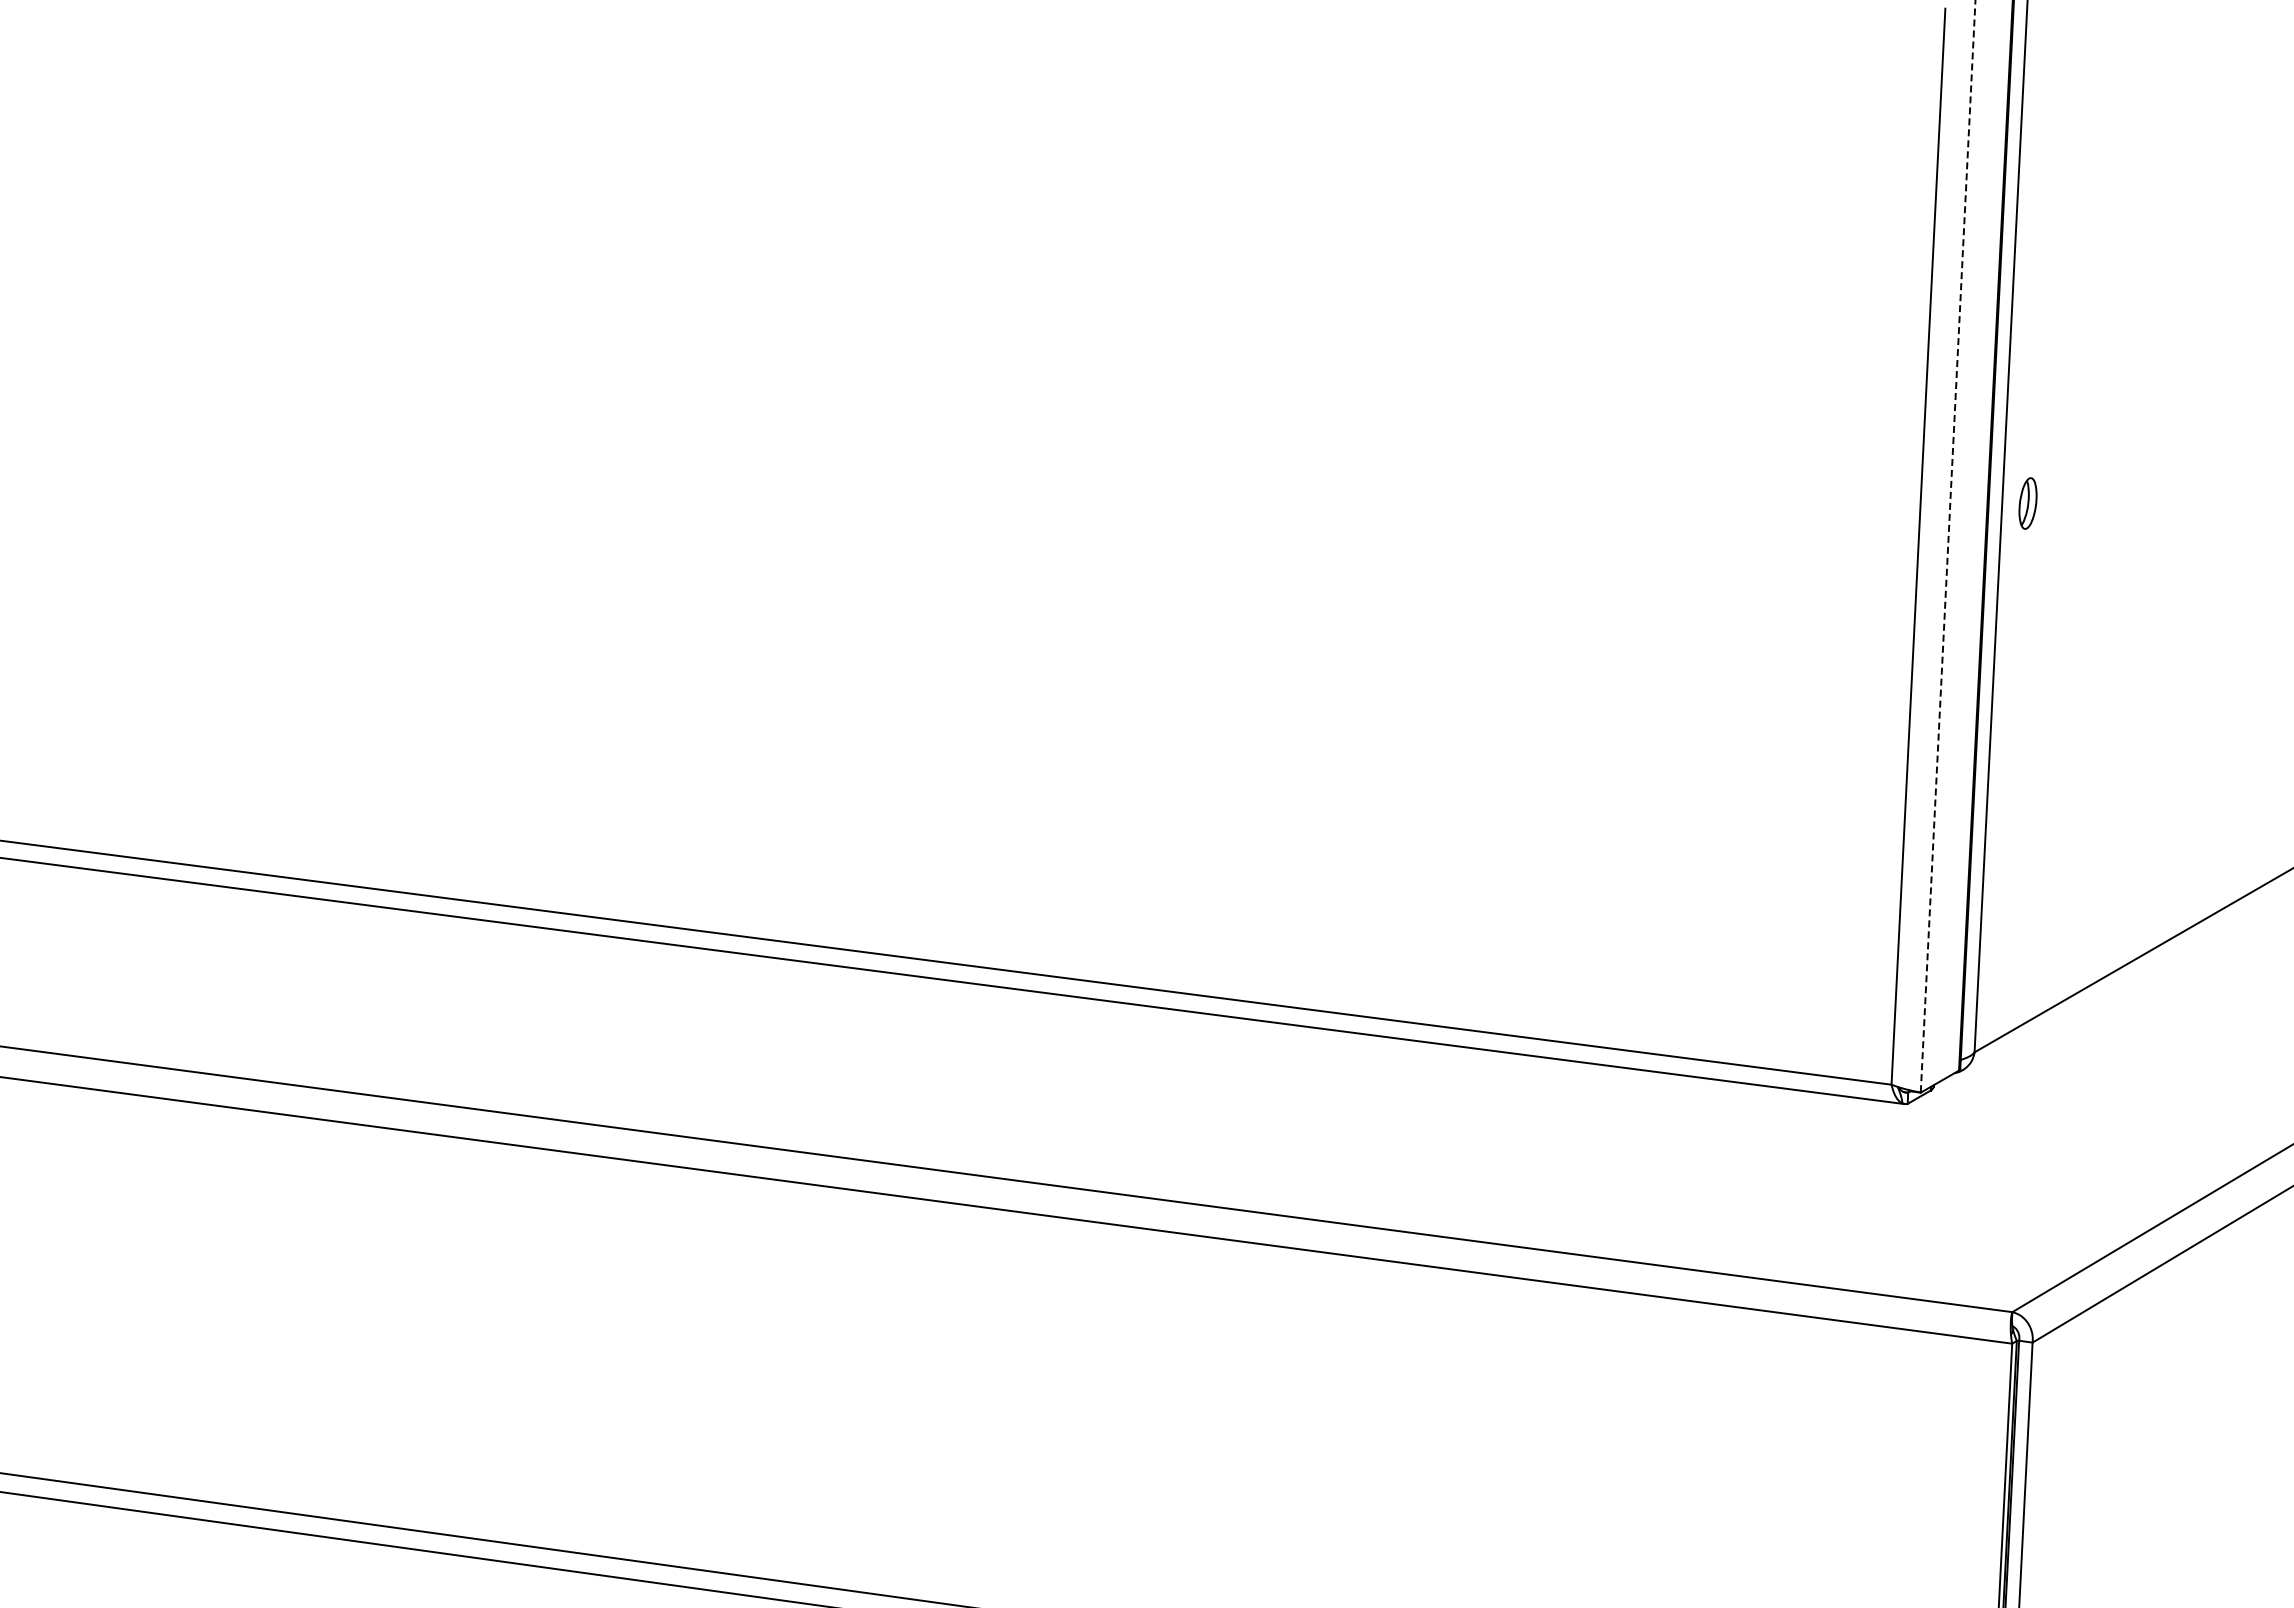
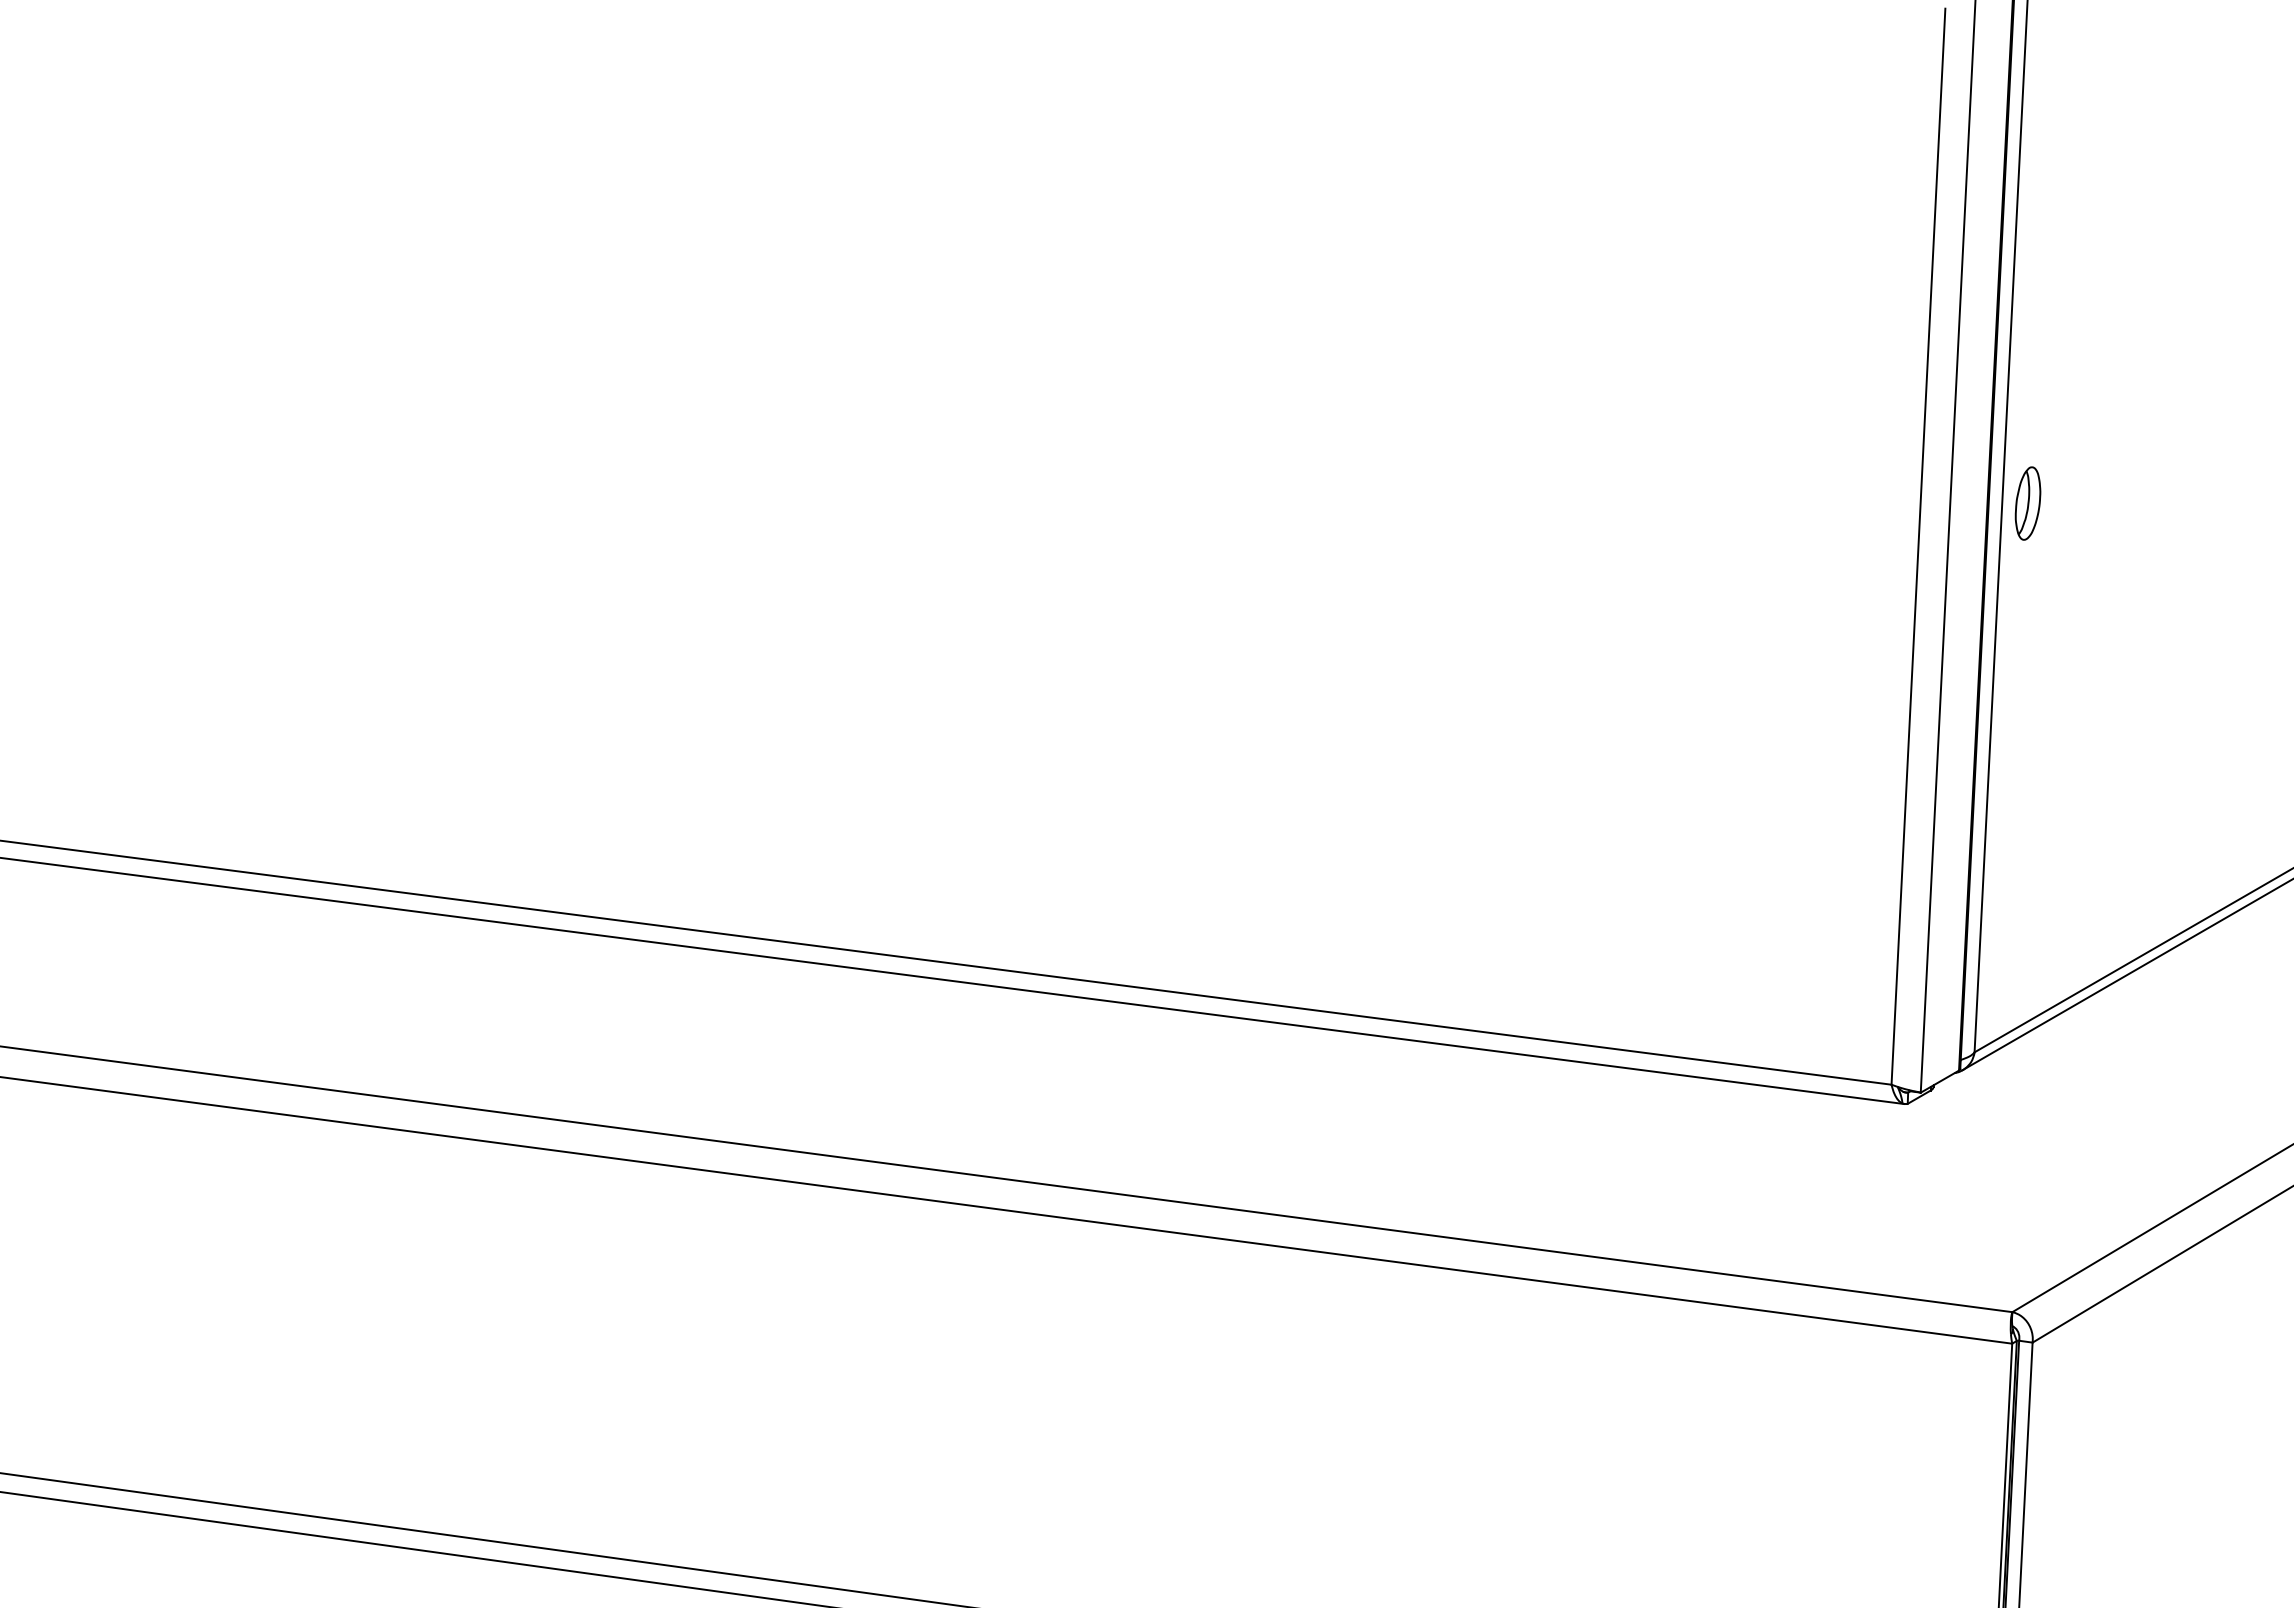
part size: 20x53 px -> 28x75 px (2027, 503)
line: dashed -> solid (1948, 546)
line: none -> present (2126, 975)
